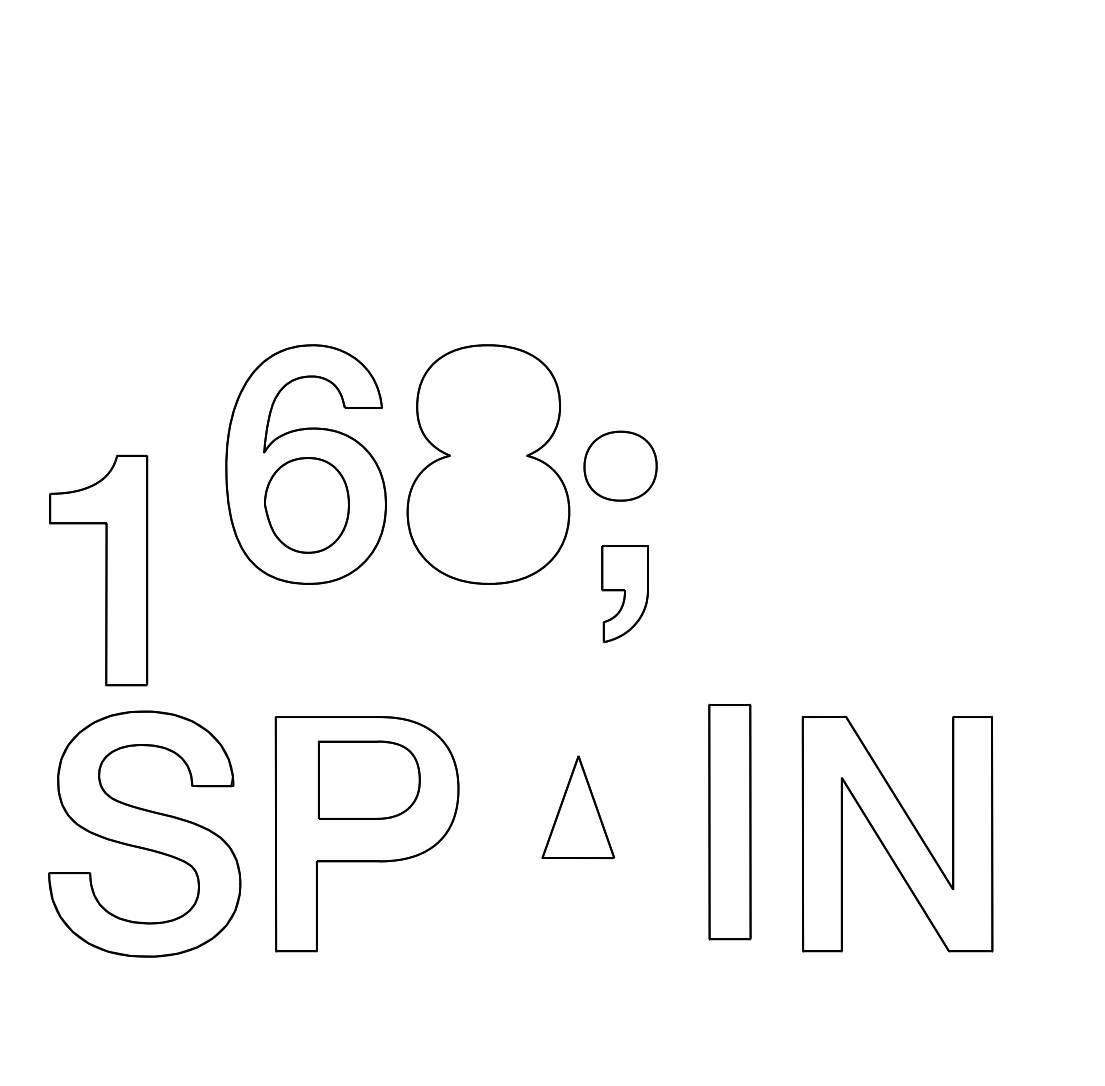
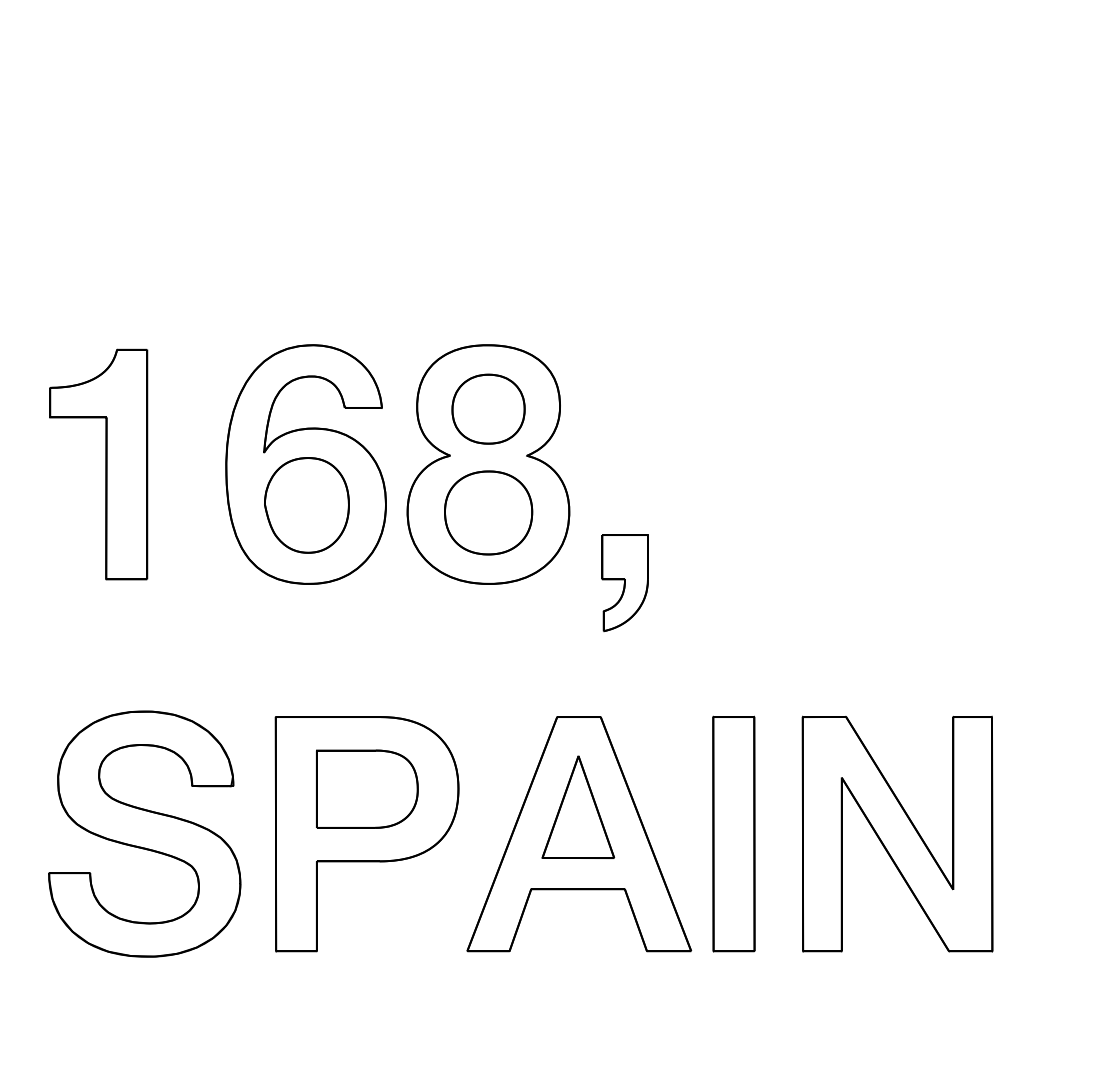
part position: (620, 465) -> (488, 408) (488, 408)
part: none -> present (488, 512)
part position: (105, 570) -> (105, 464) (105, 464)
part position: (624, 593) -> (624, 582) (624, 582)
part position: (369, 779) -> (367, 788) (367, 788)
part position: (729, 821) -> (733, 833) (733, 833)
part: none -> present (579, 834)
